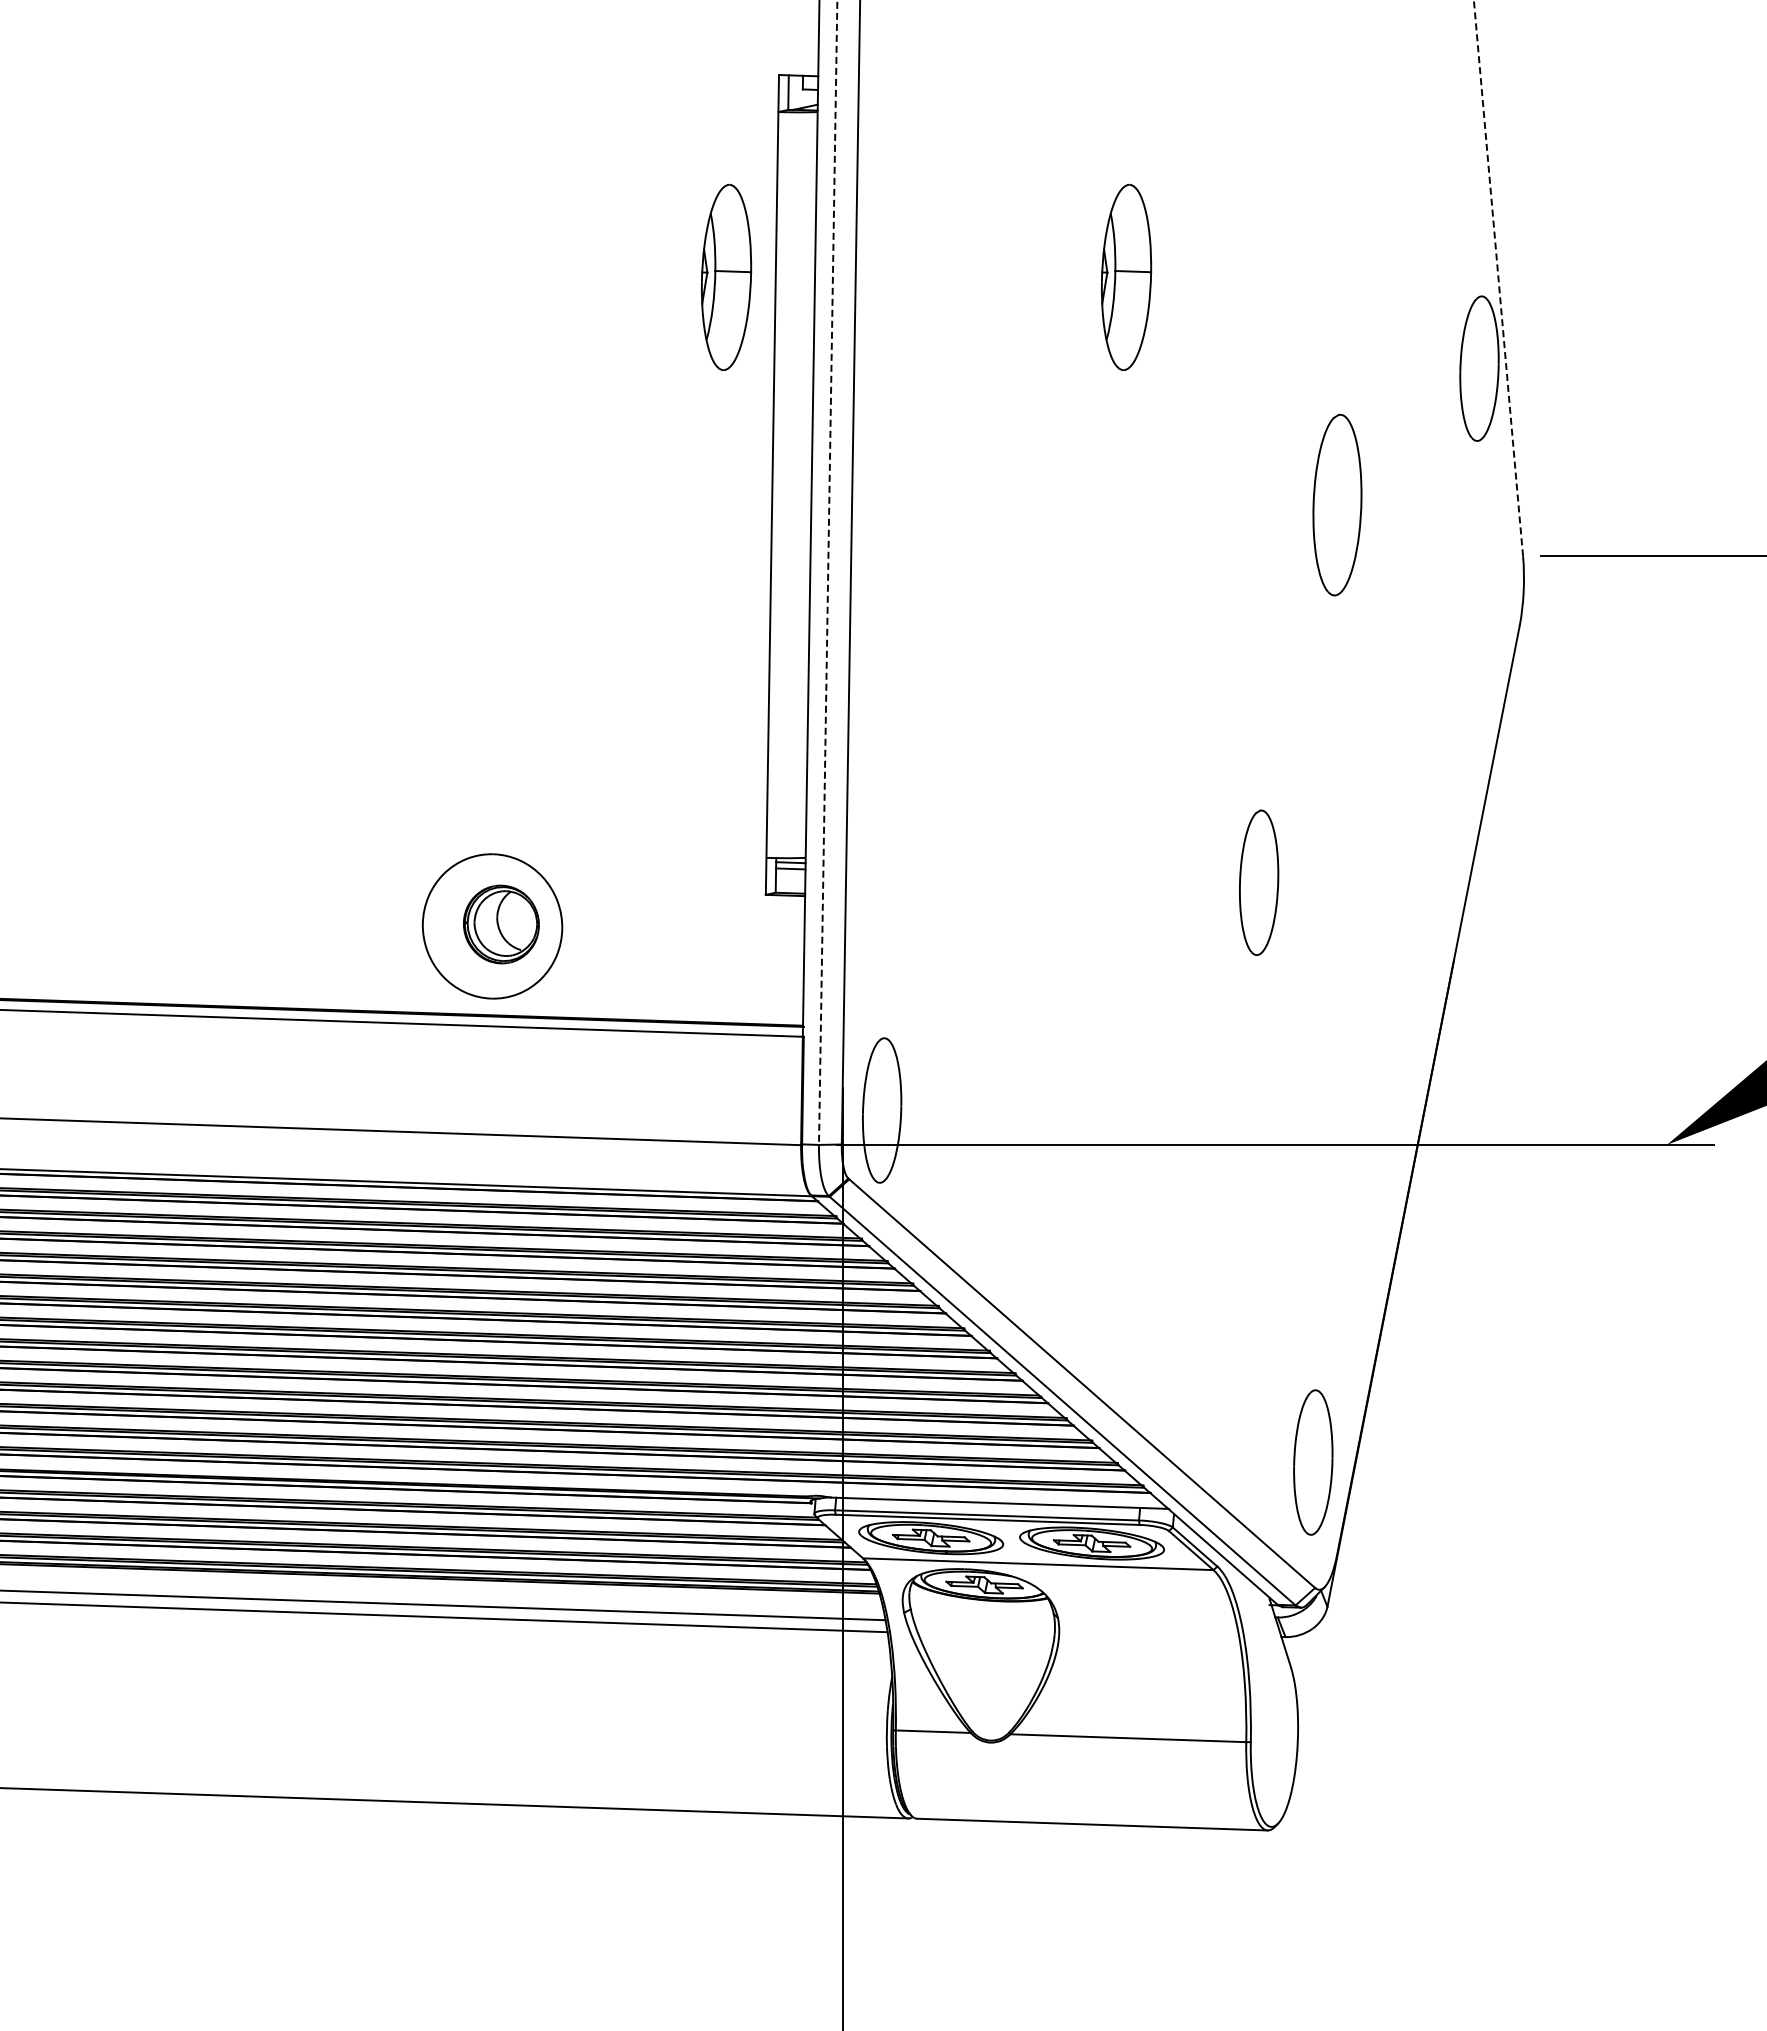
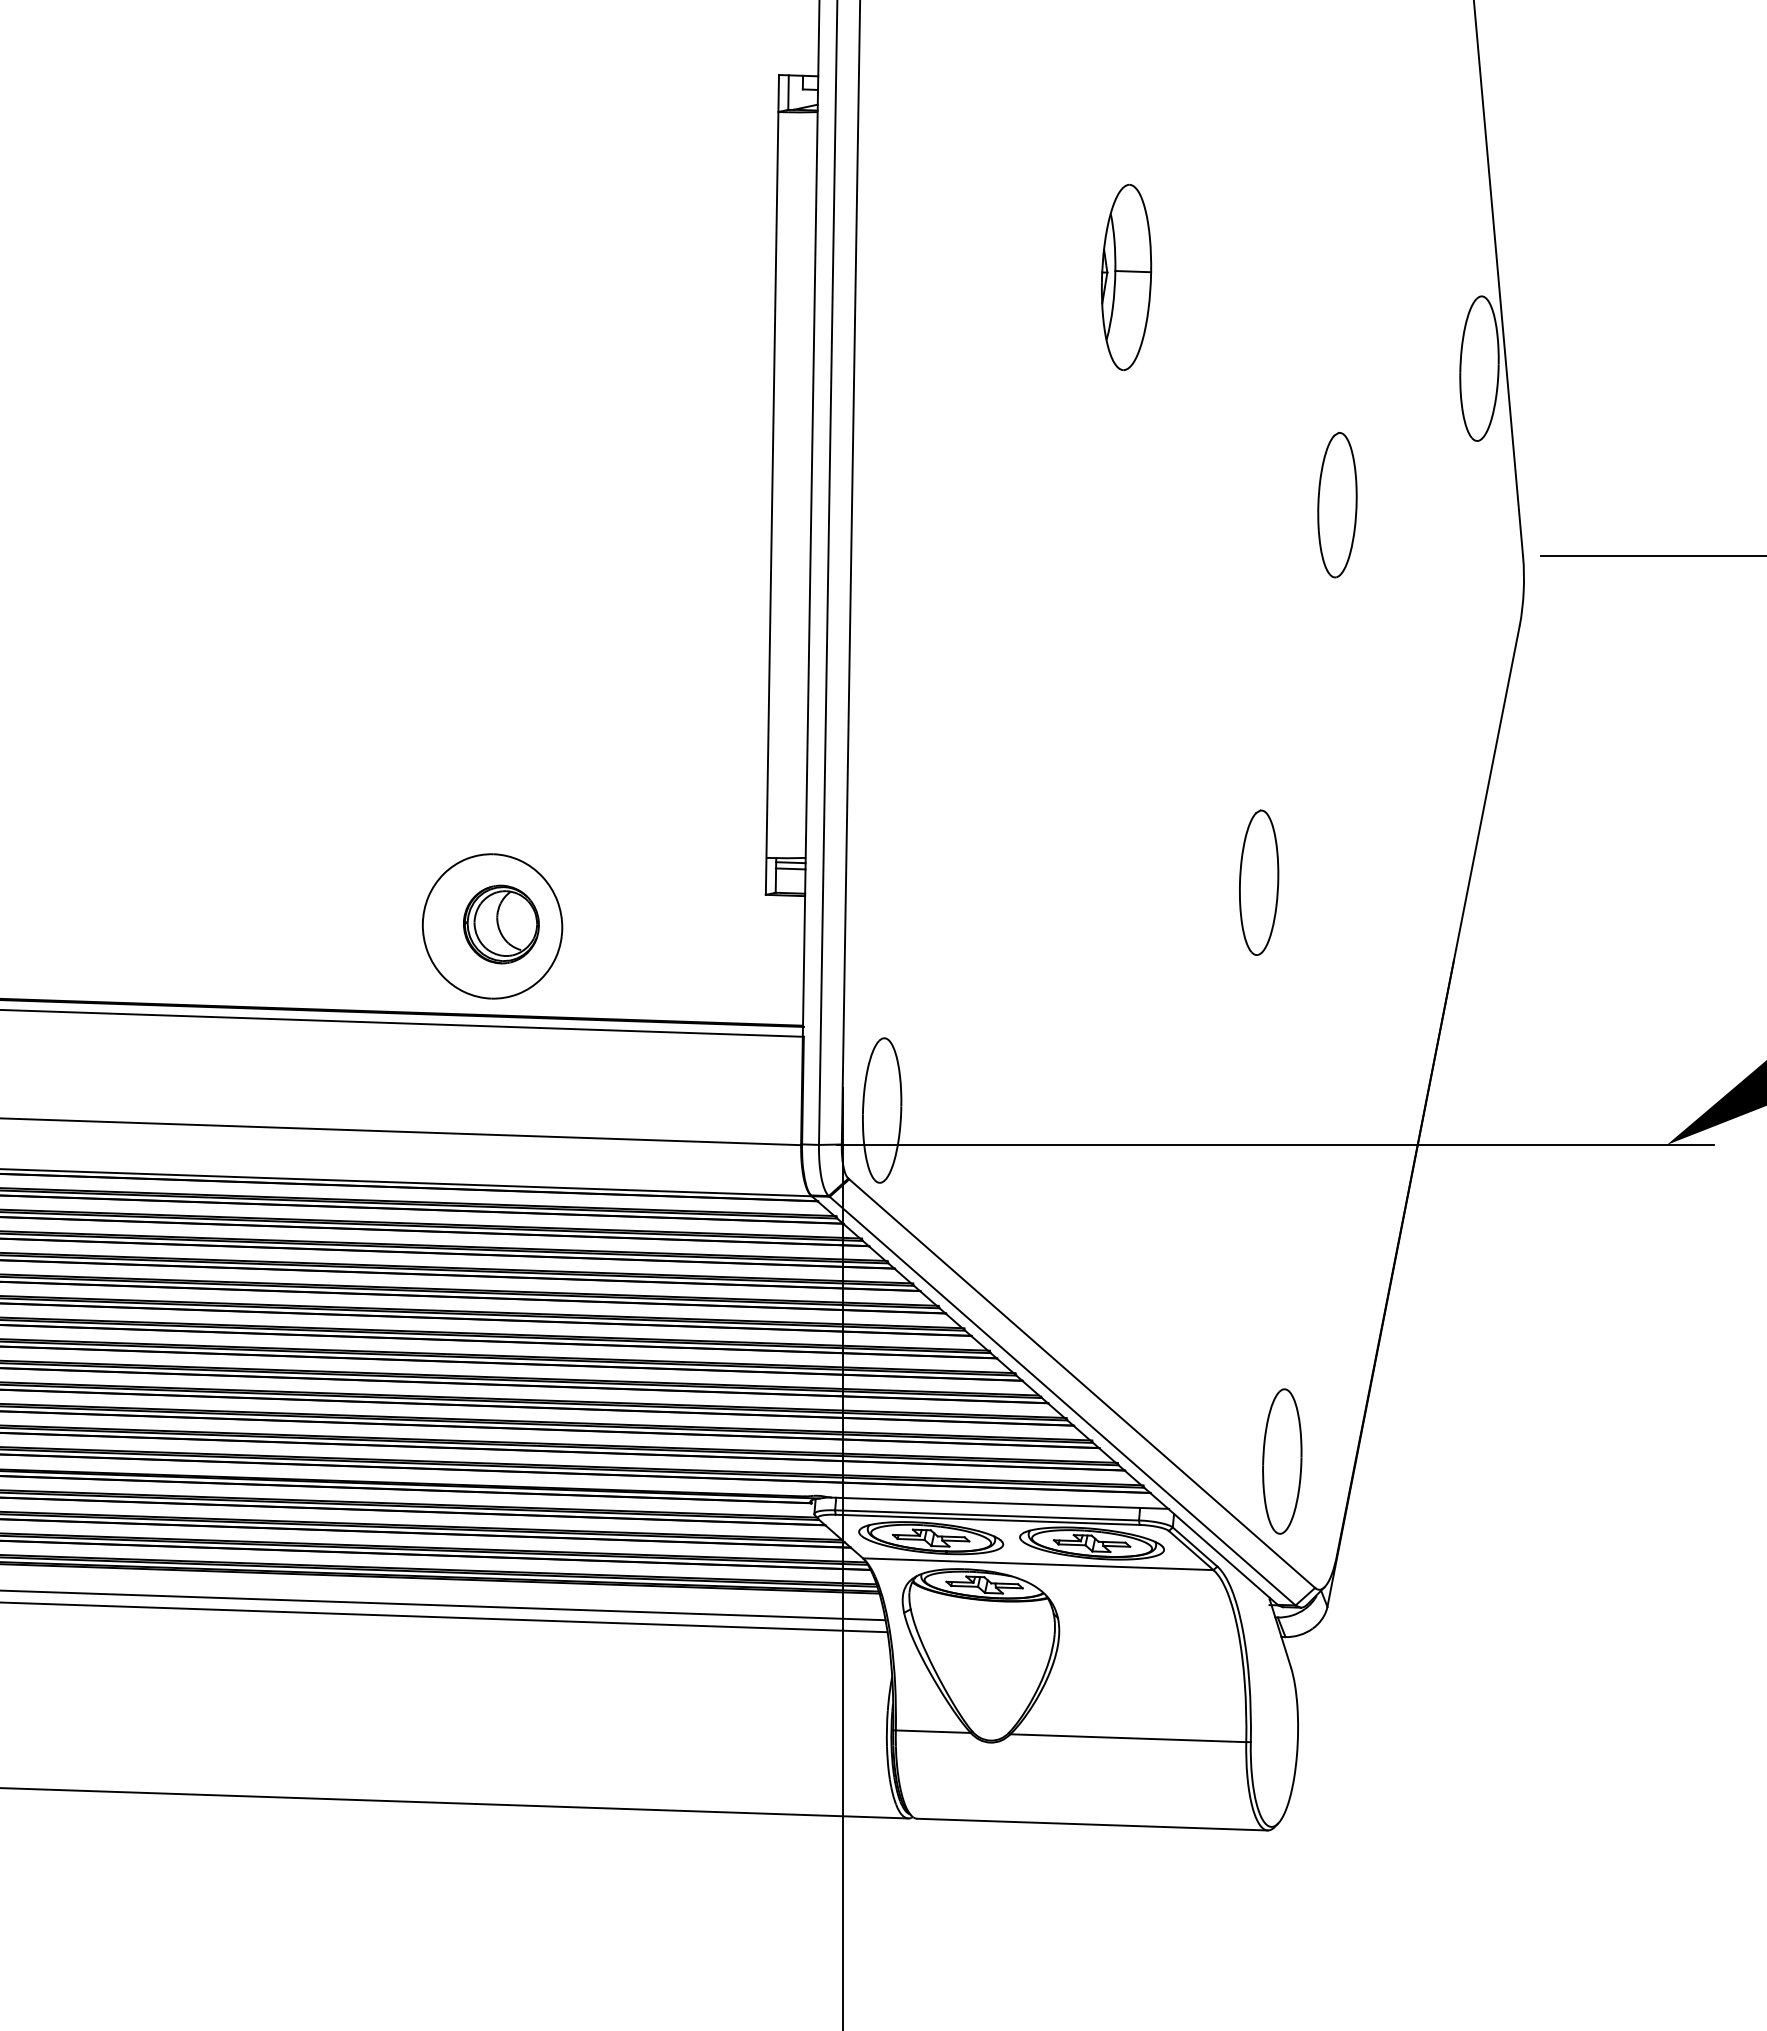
part: present -> none (726, 277)
line: dashed -> solid (1498, 277)
part size: 51x184 px -> 41x147 px (1337, 505)
line: dashed -> solid (828, 573)
part position: (1313, 1462) -> (1282, 1461) (1282, 1461)
